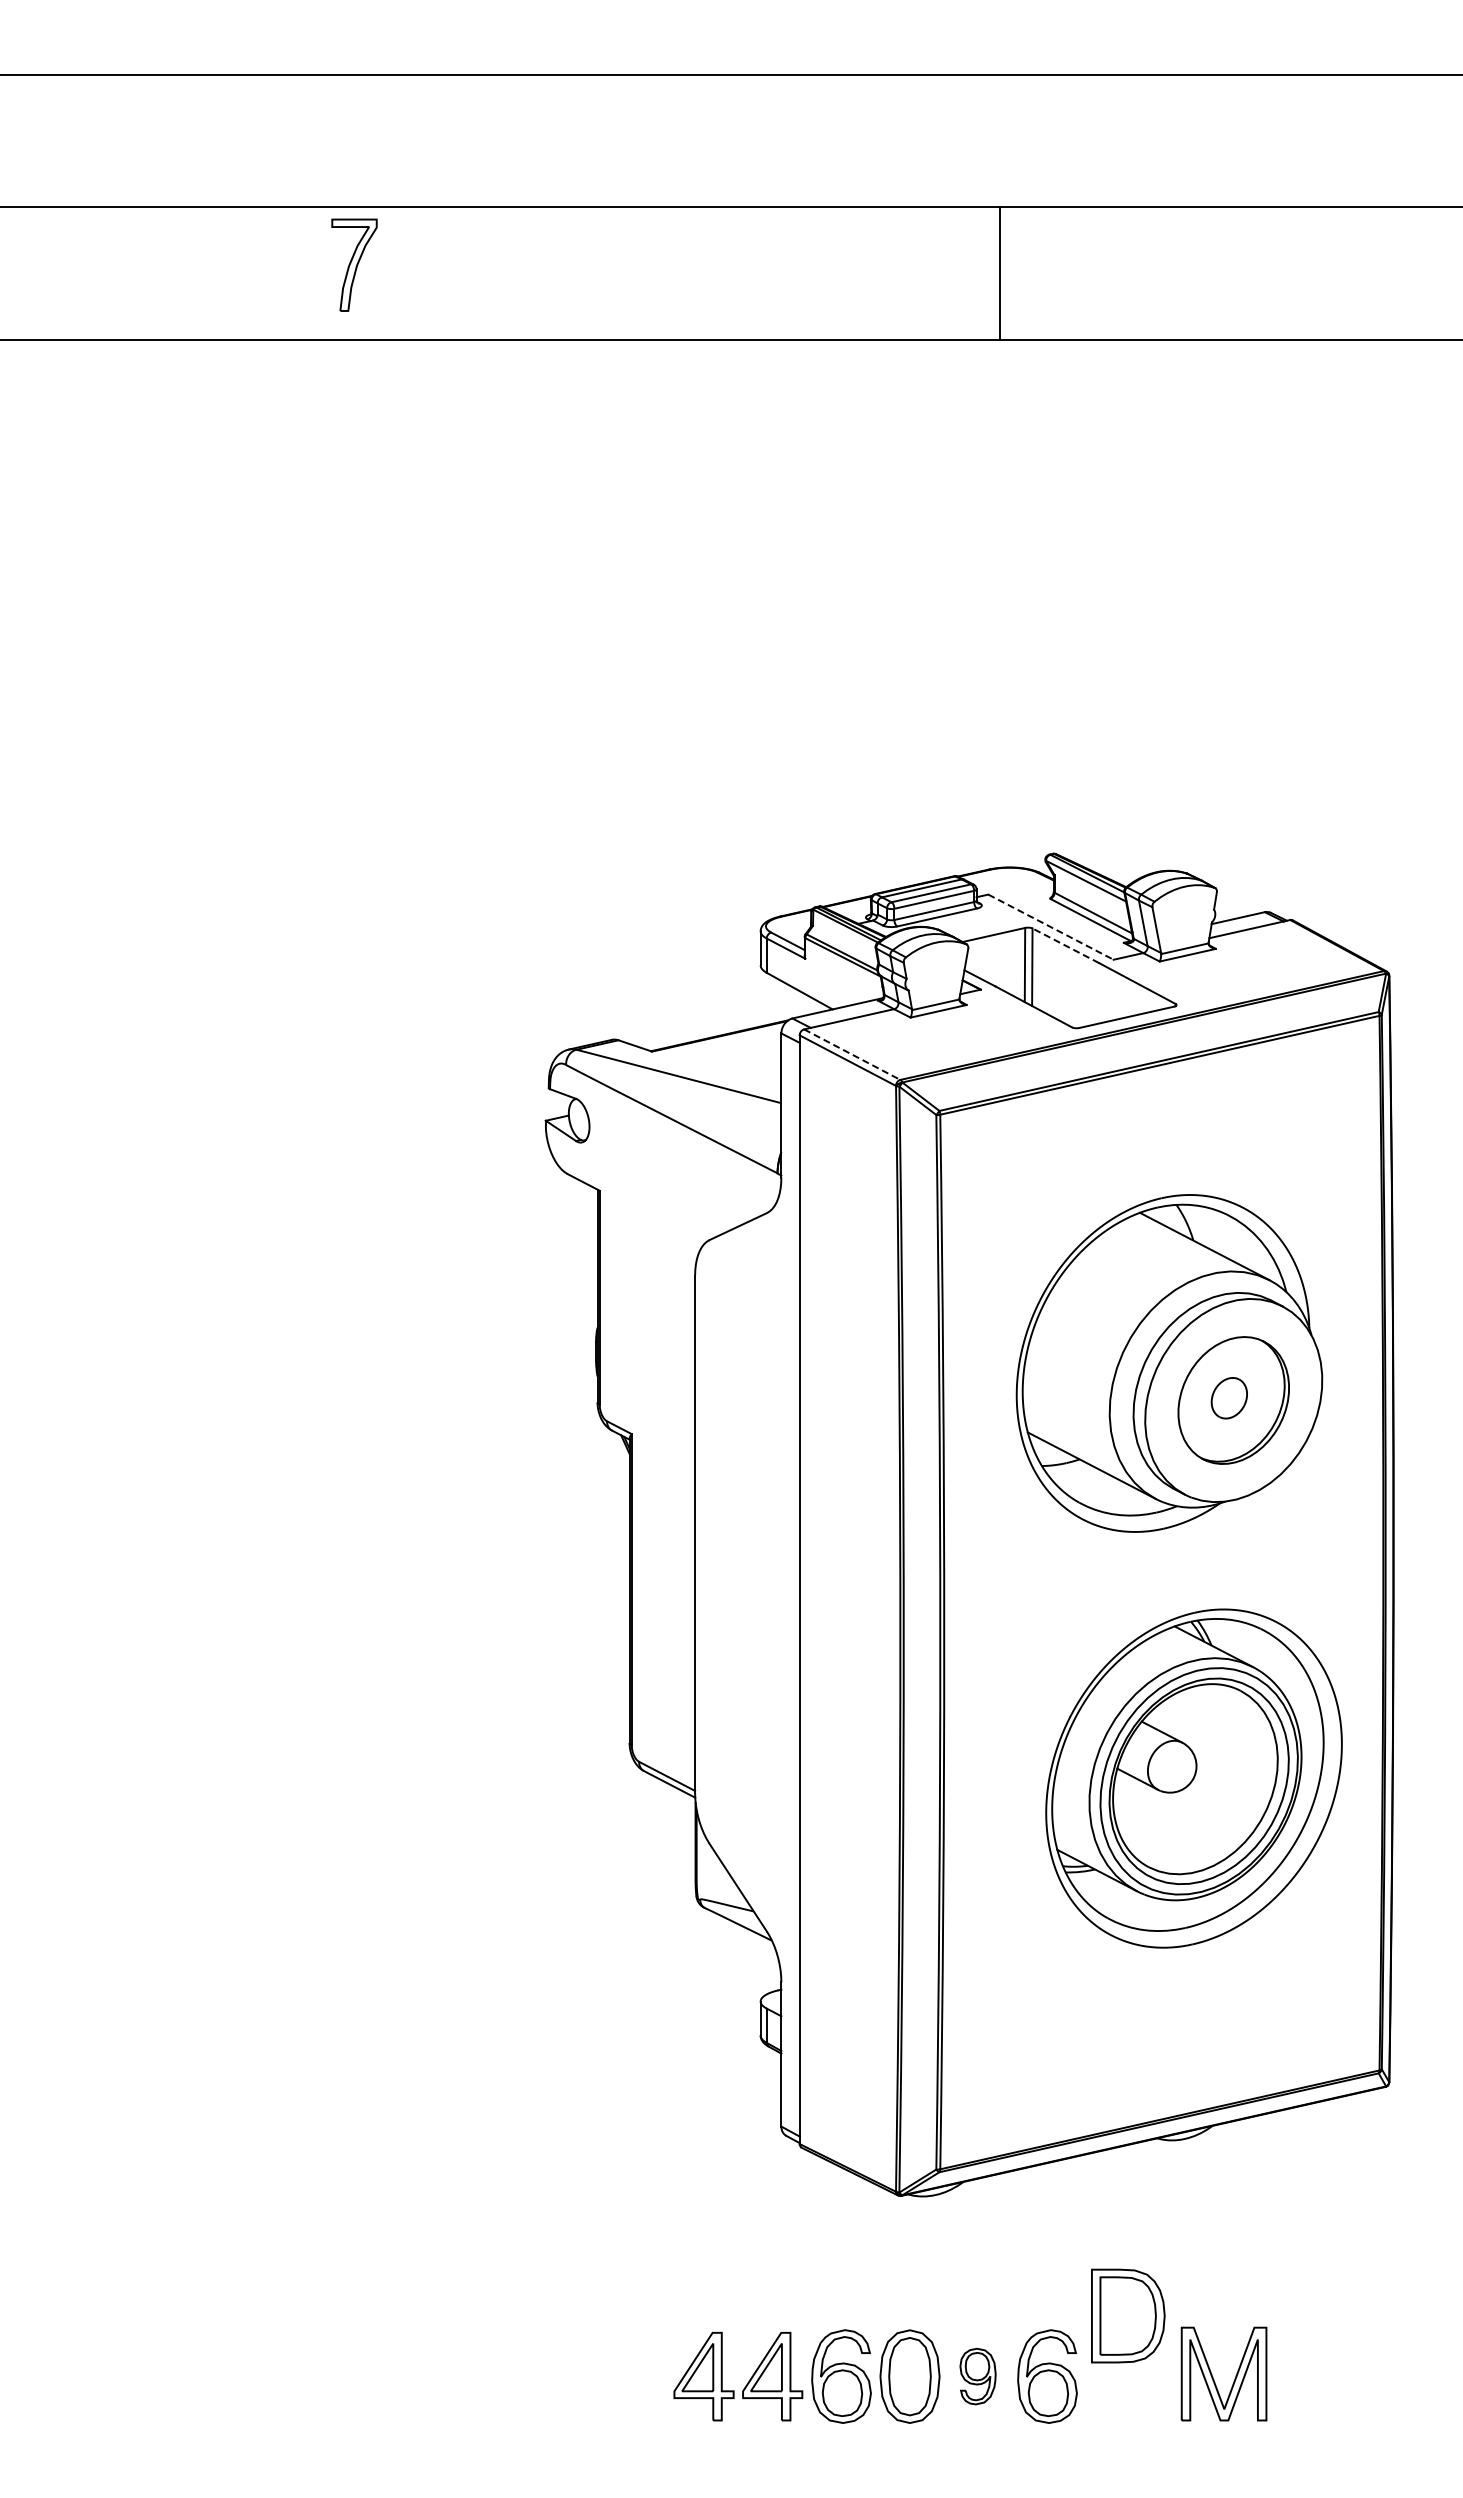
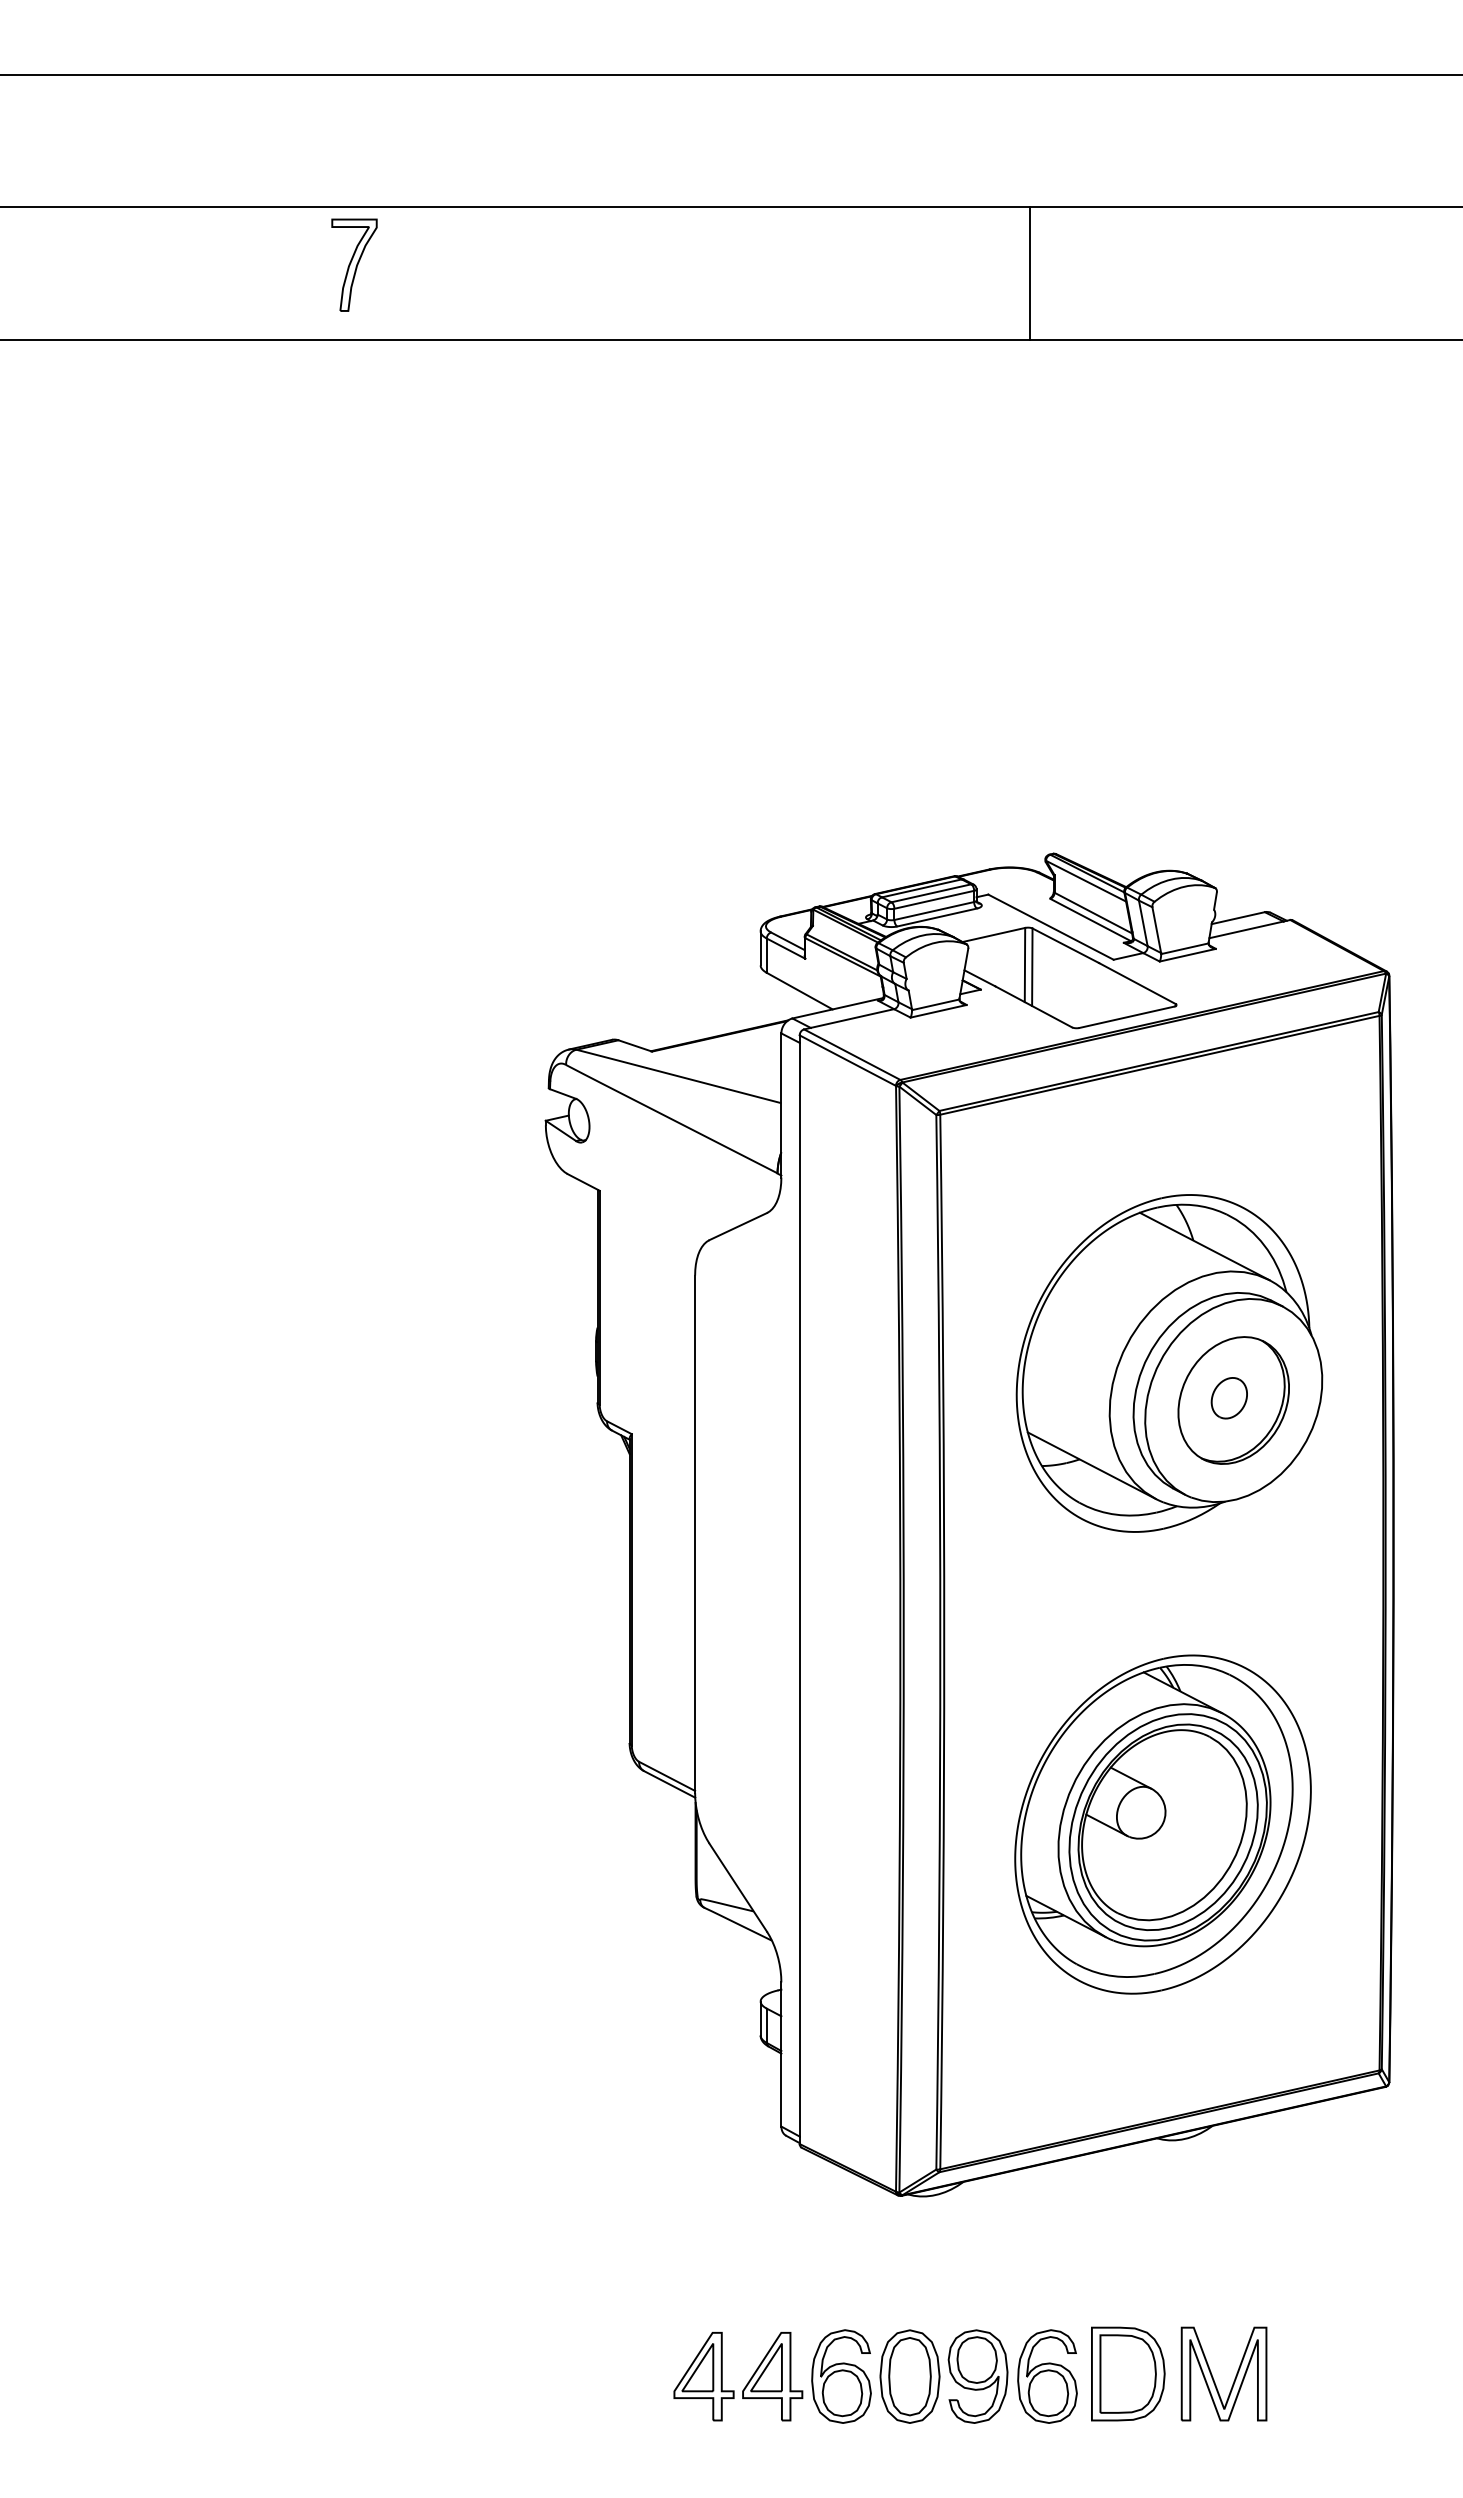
line position: (1000, 273) -> (1030, 273) (1030, 273)
line: dashed -> solid (1051, 927)
line: dashed -> solid (1065, 945)
line: dashed -> solid (852, 1054)
part position: (1193, 1778) -> (1162, 1824) (1162, 1824)
part position: (1128, 2315) -> (1128, 2373) (1128, 2373)
part size: 38x59 px -> 62x95 px (977, 2376)
